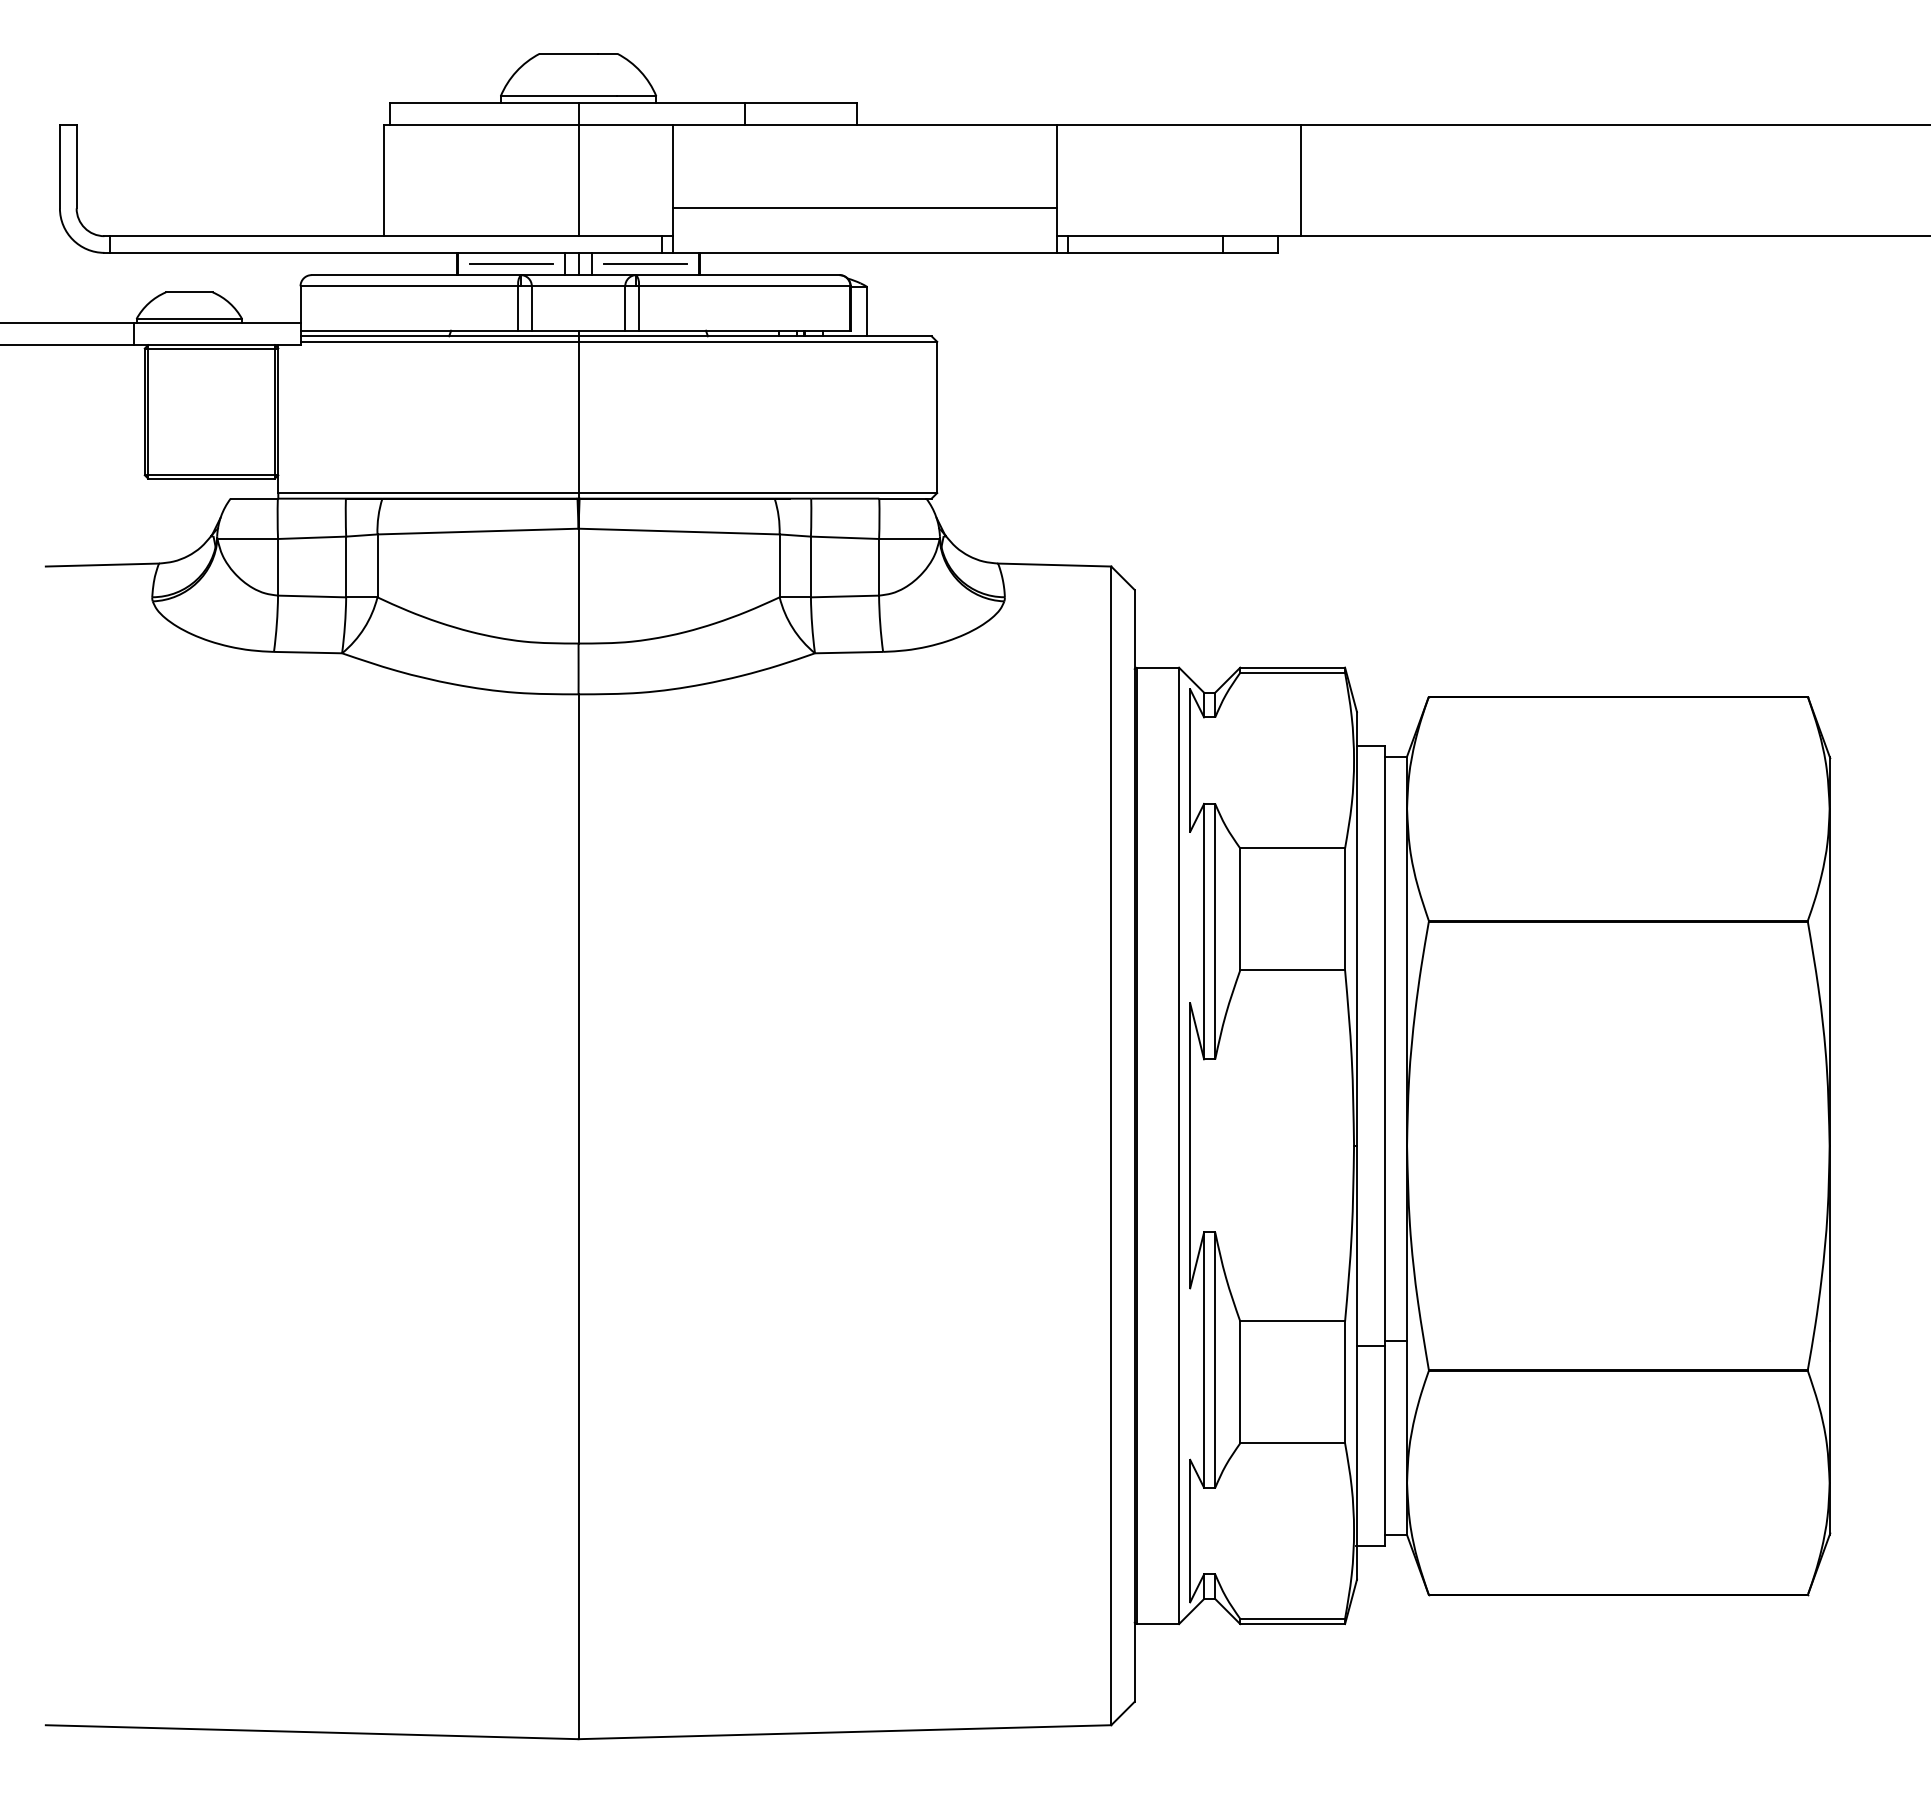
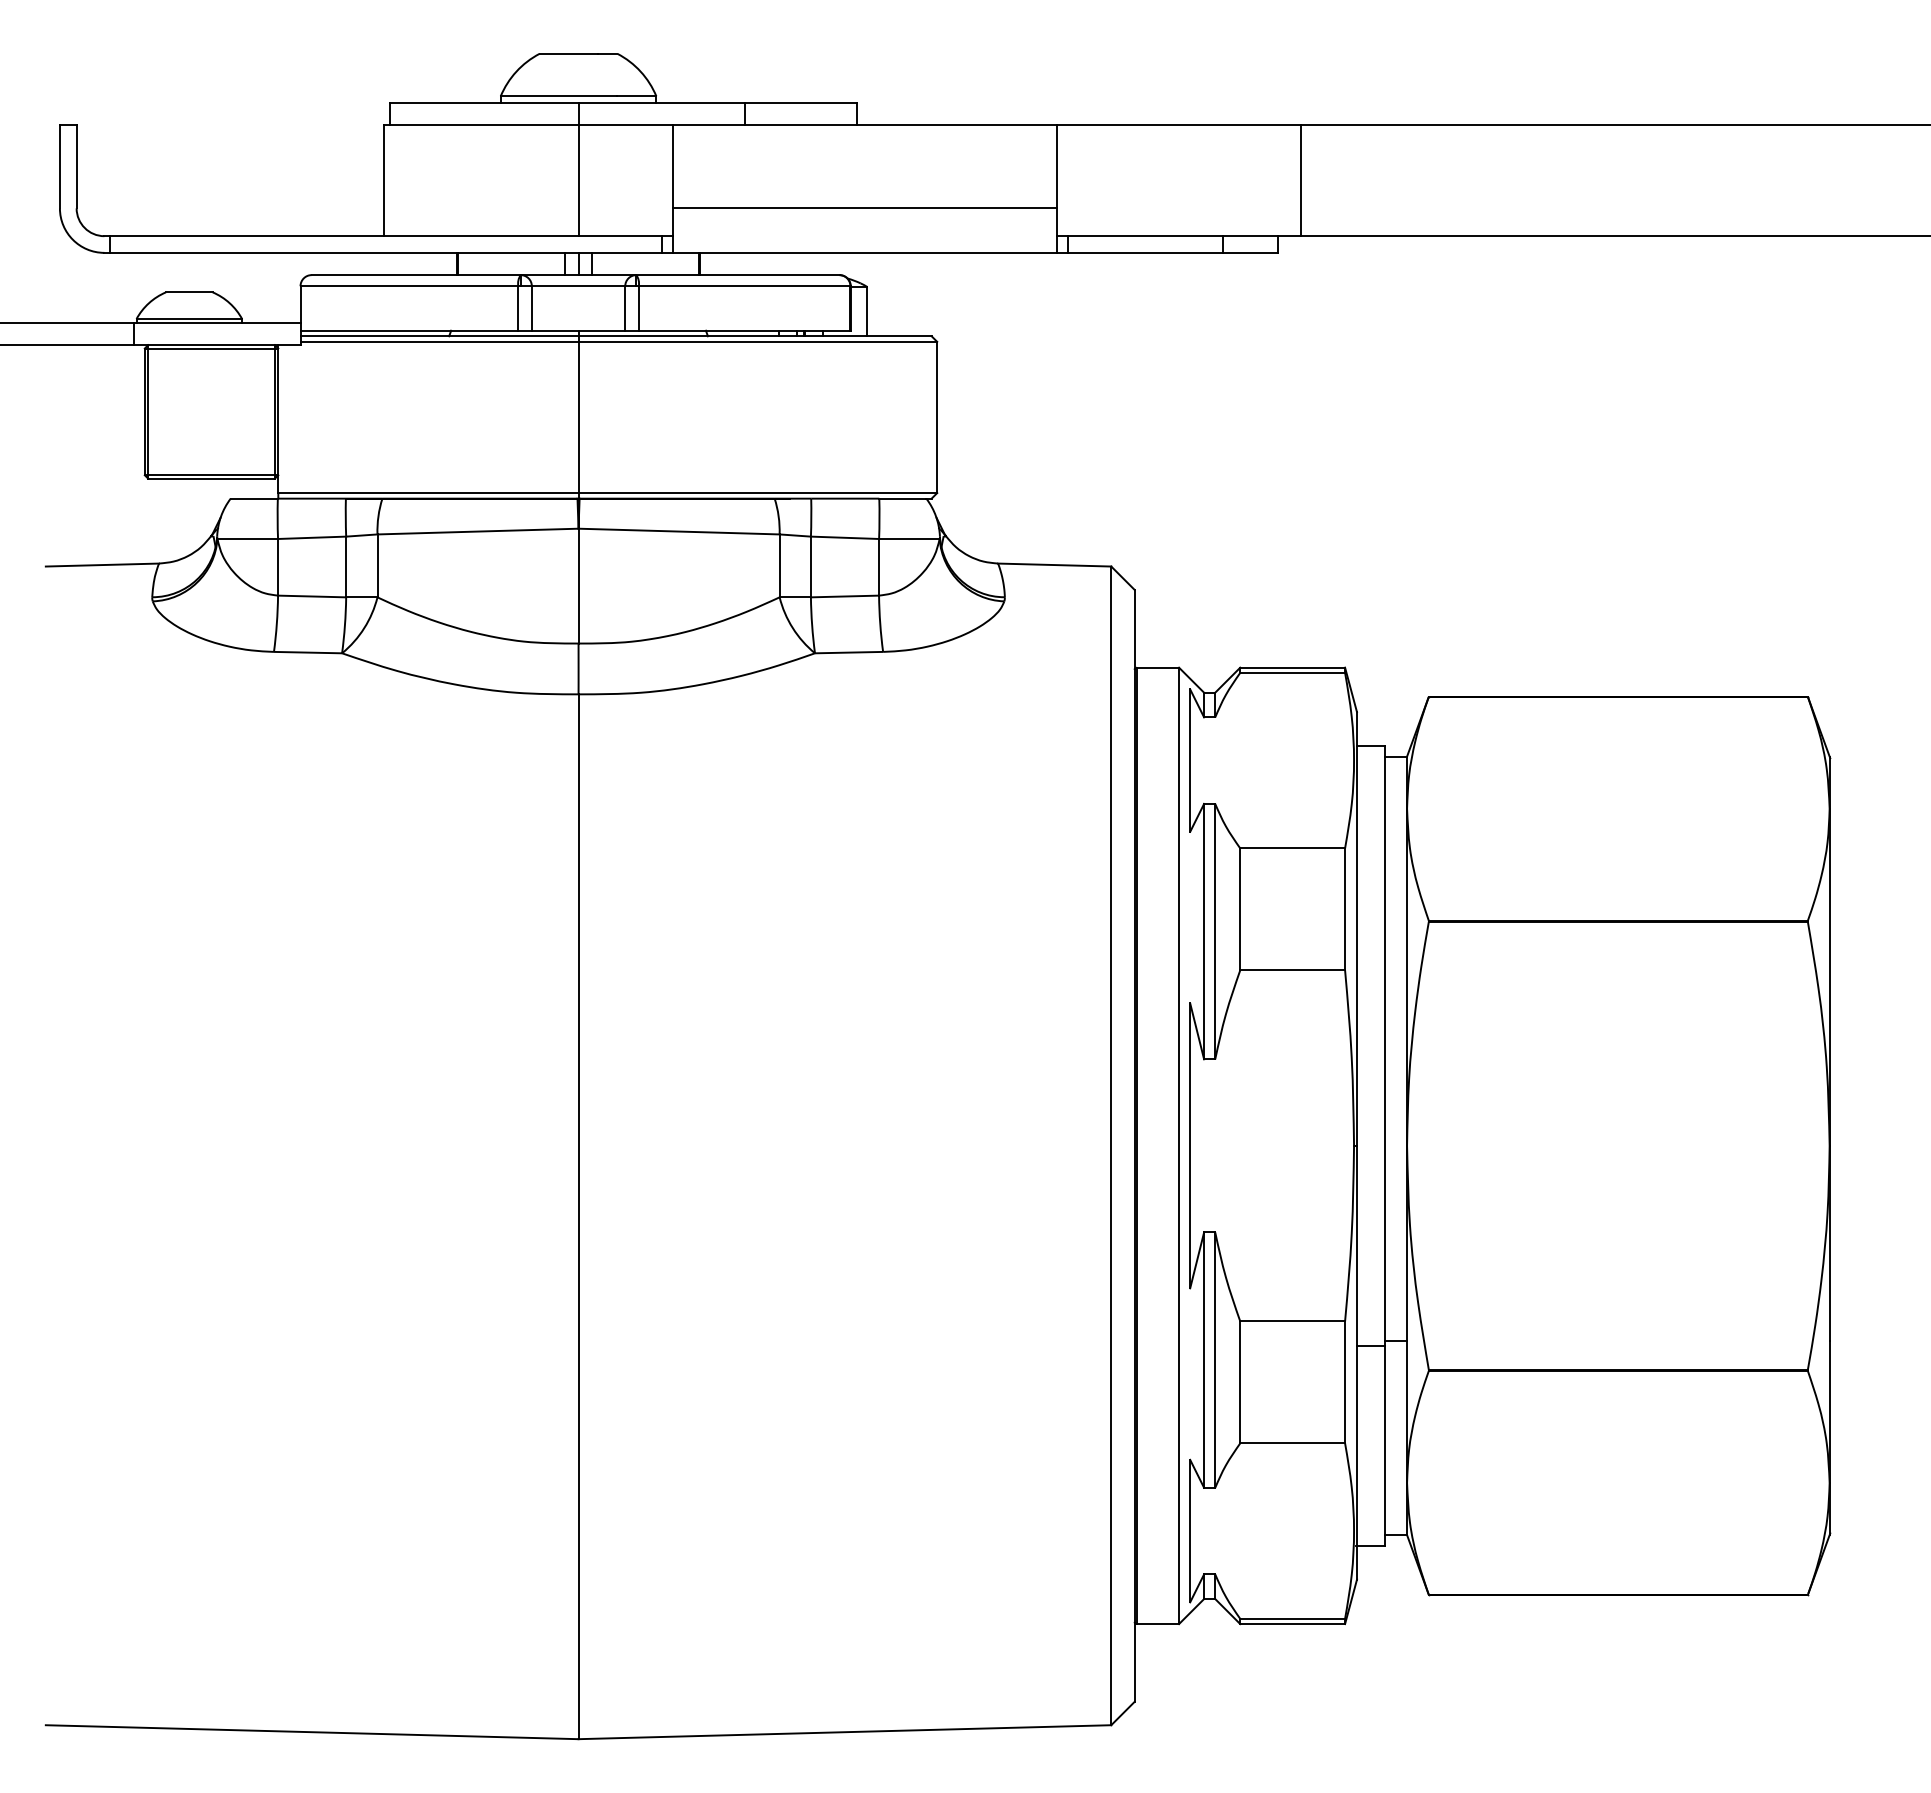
line: present -> none (511, 263)
line: present -> none (645, 263)
